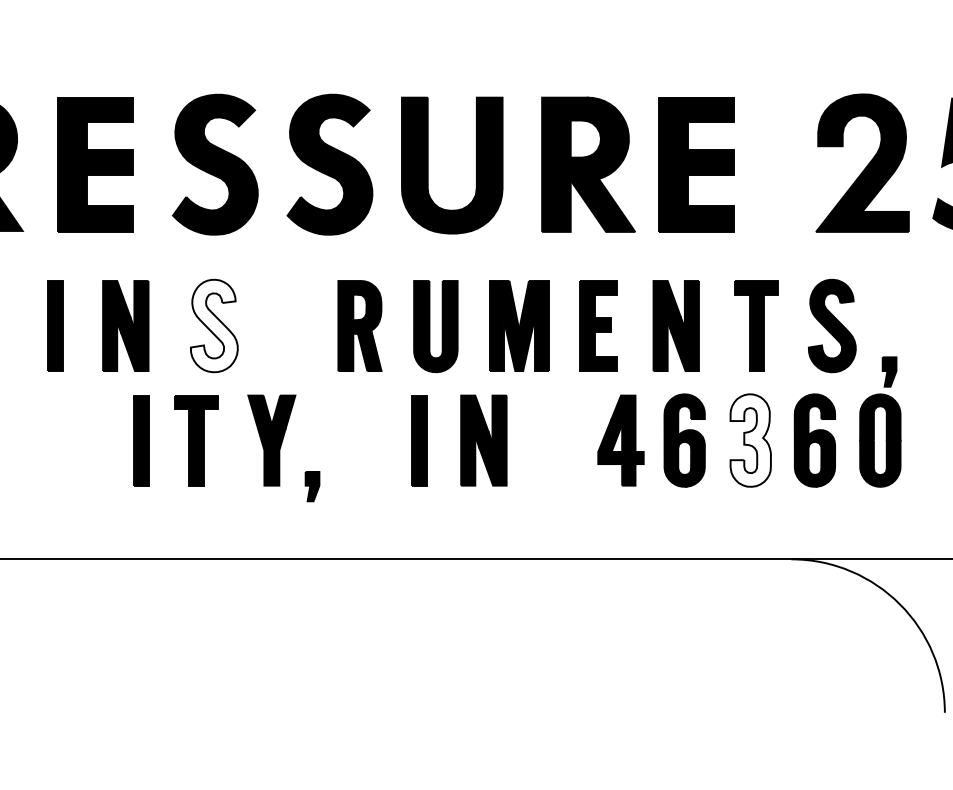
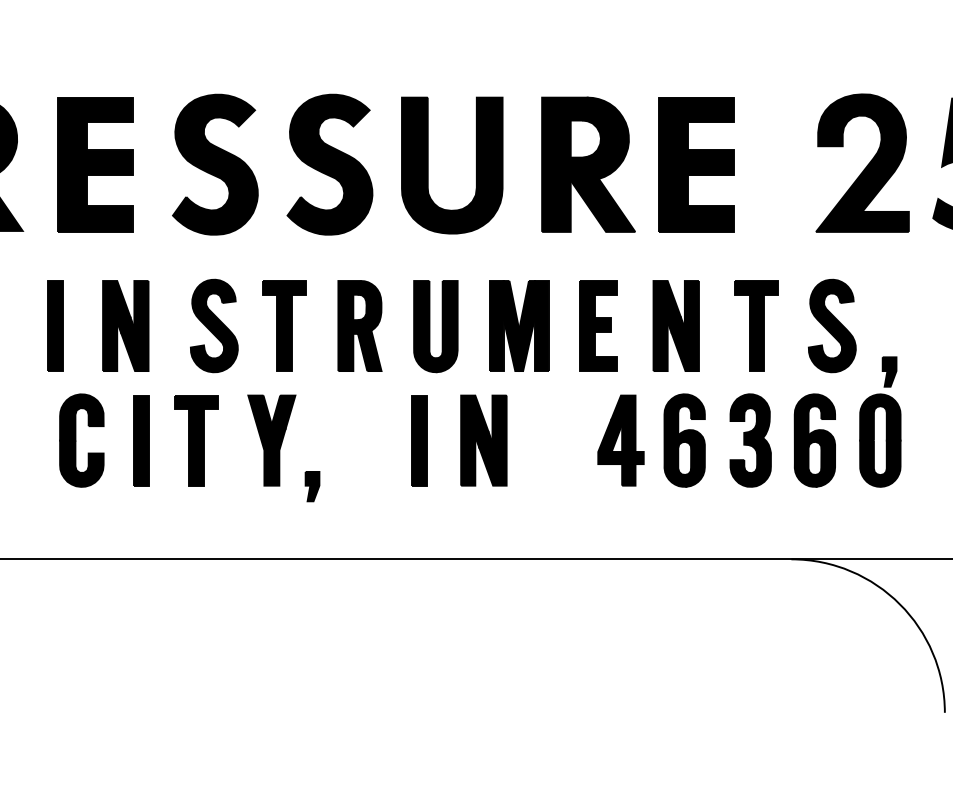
fill: none -> present (213, 325)
part: none -> present (284, 325)
part: none -> present (81, 440)
fill: none -> present (750, 440)
